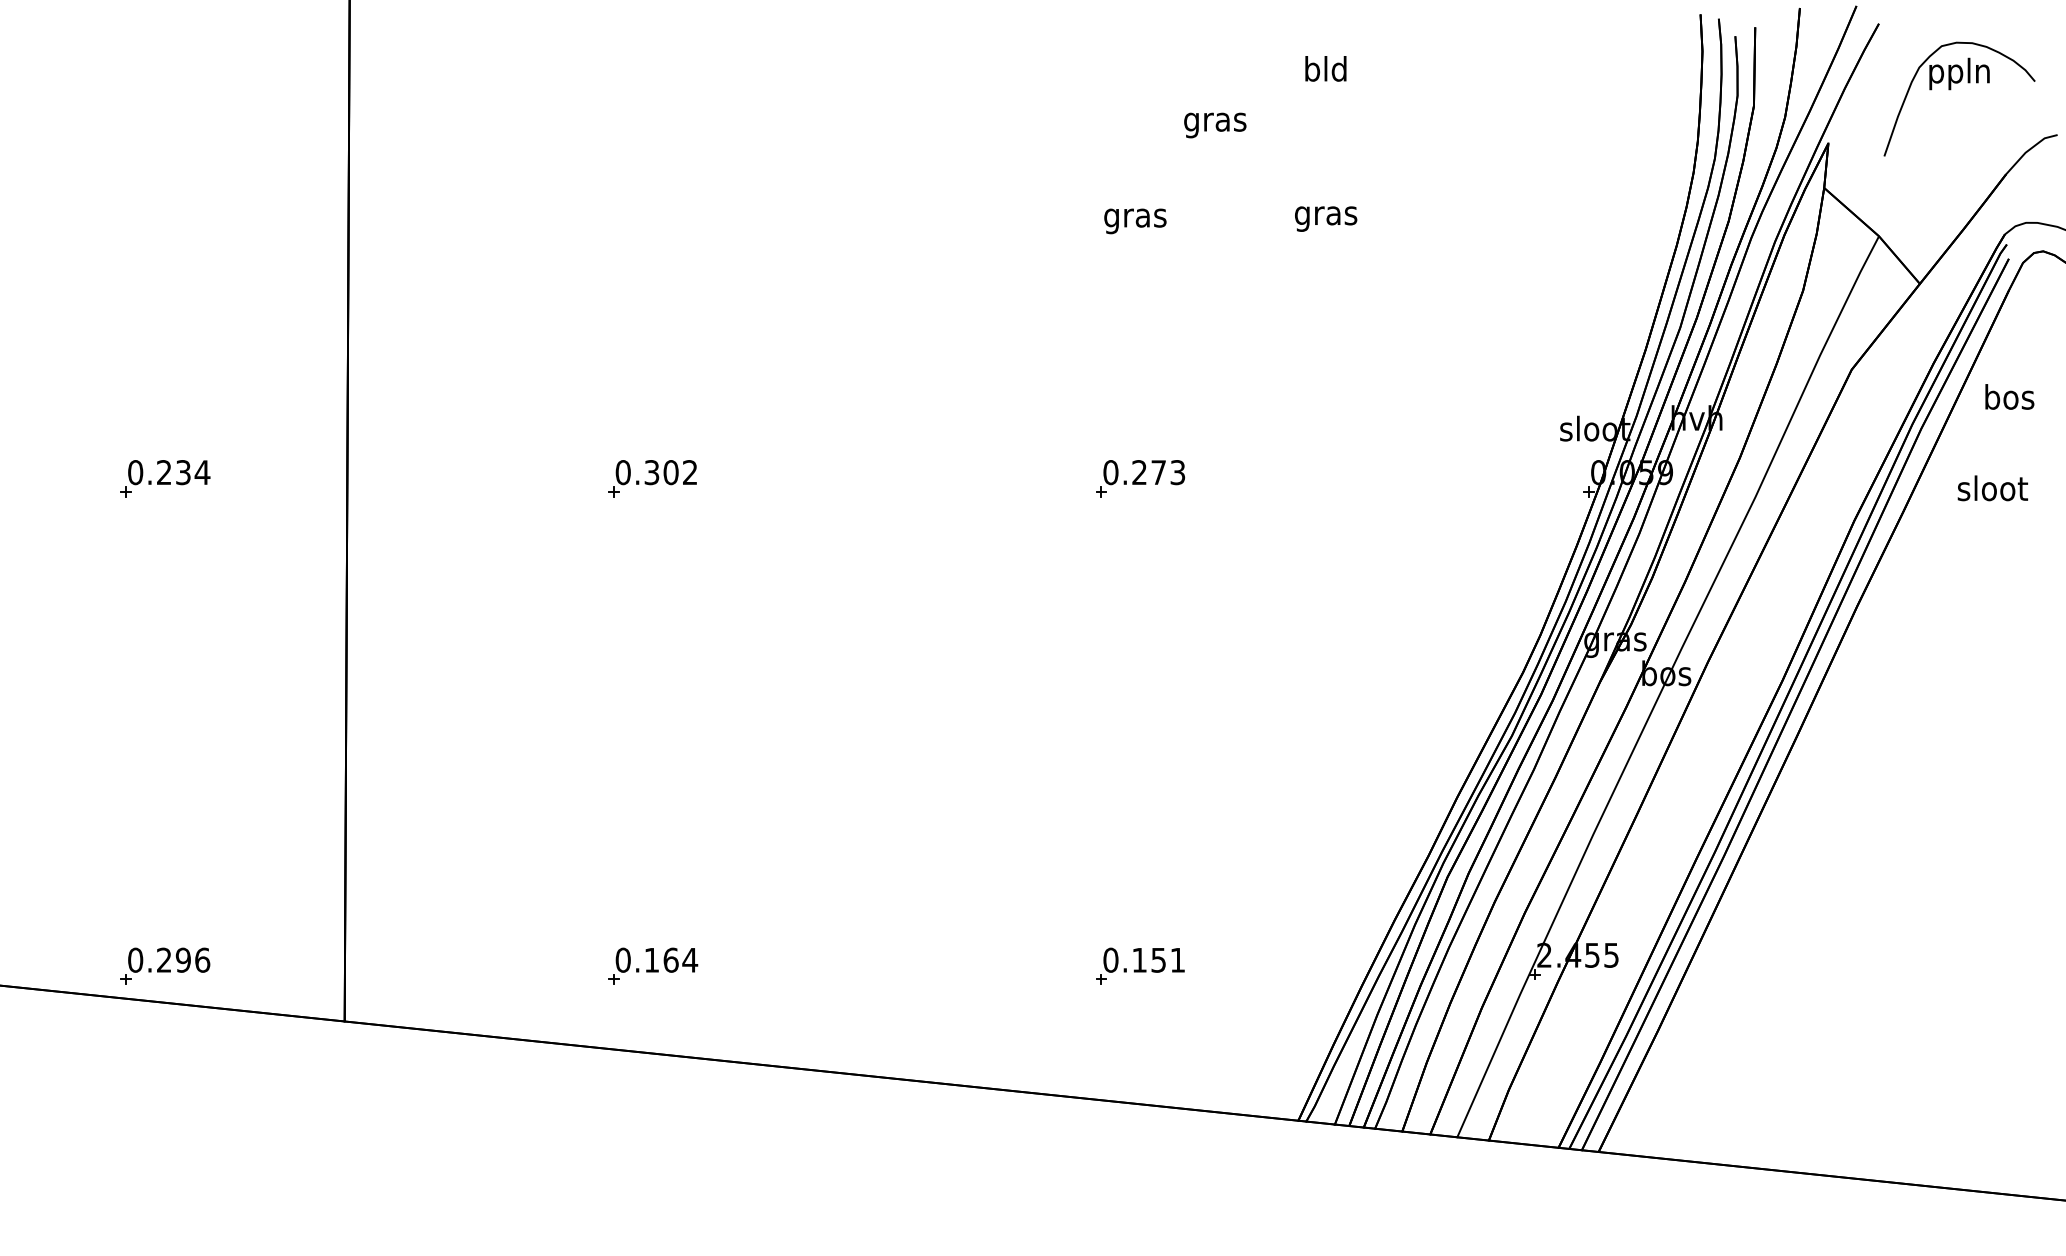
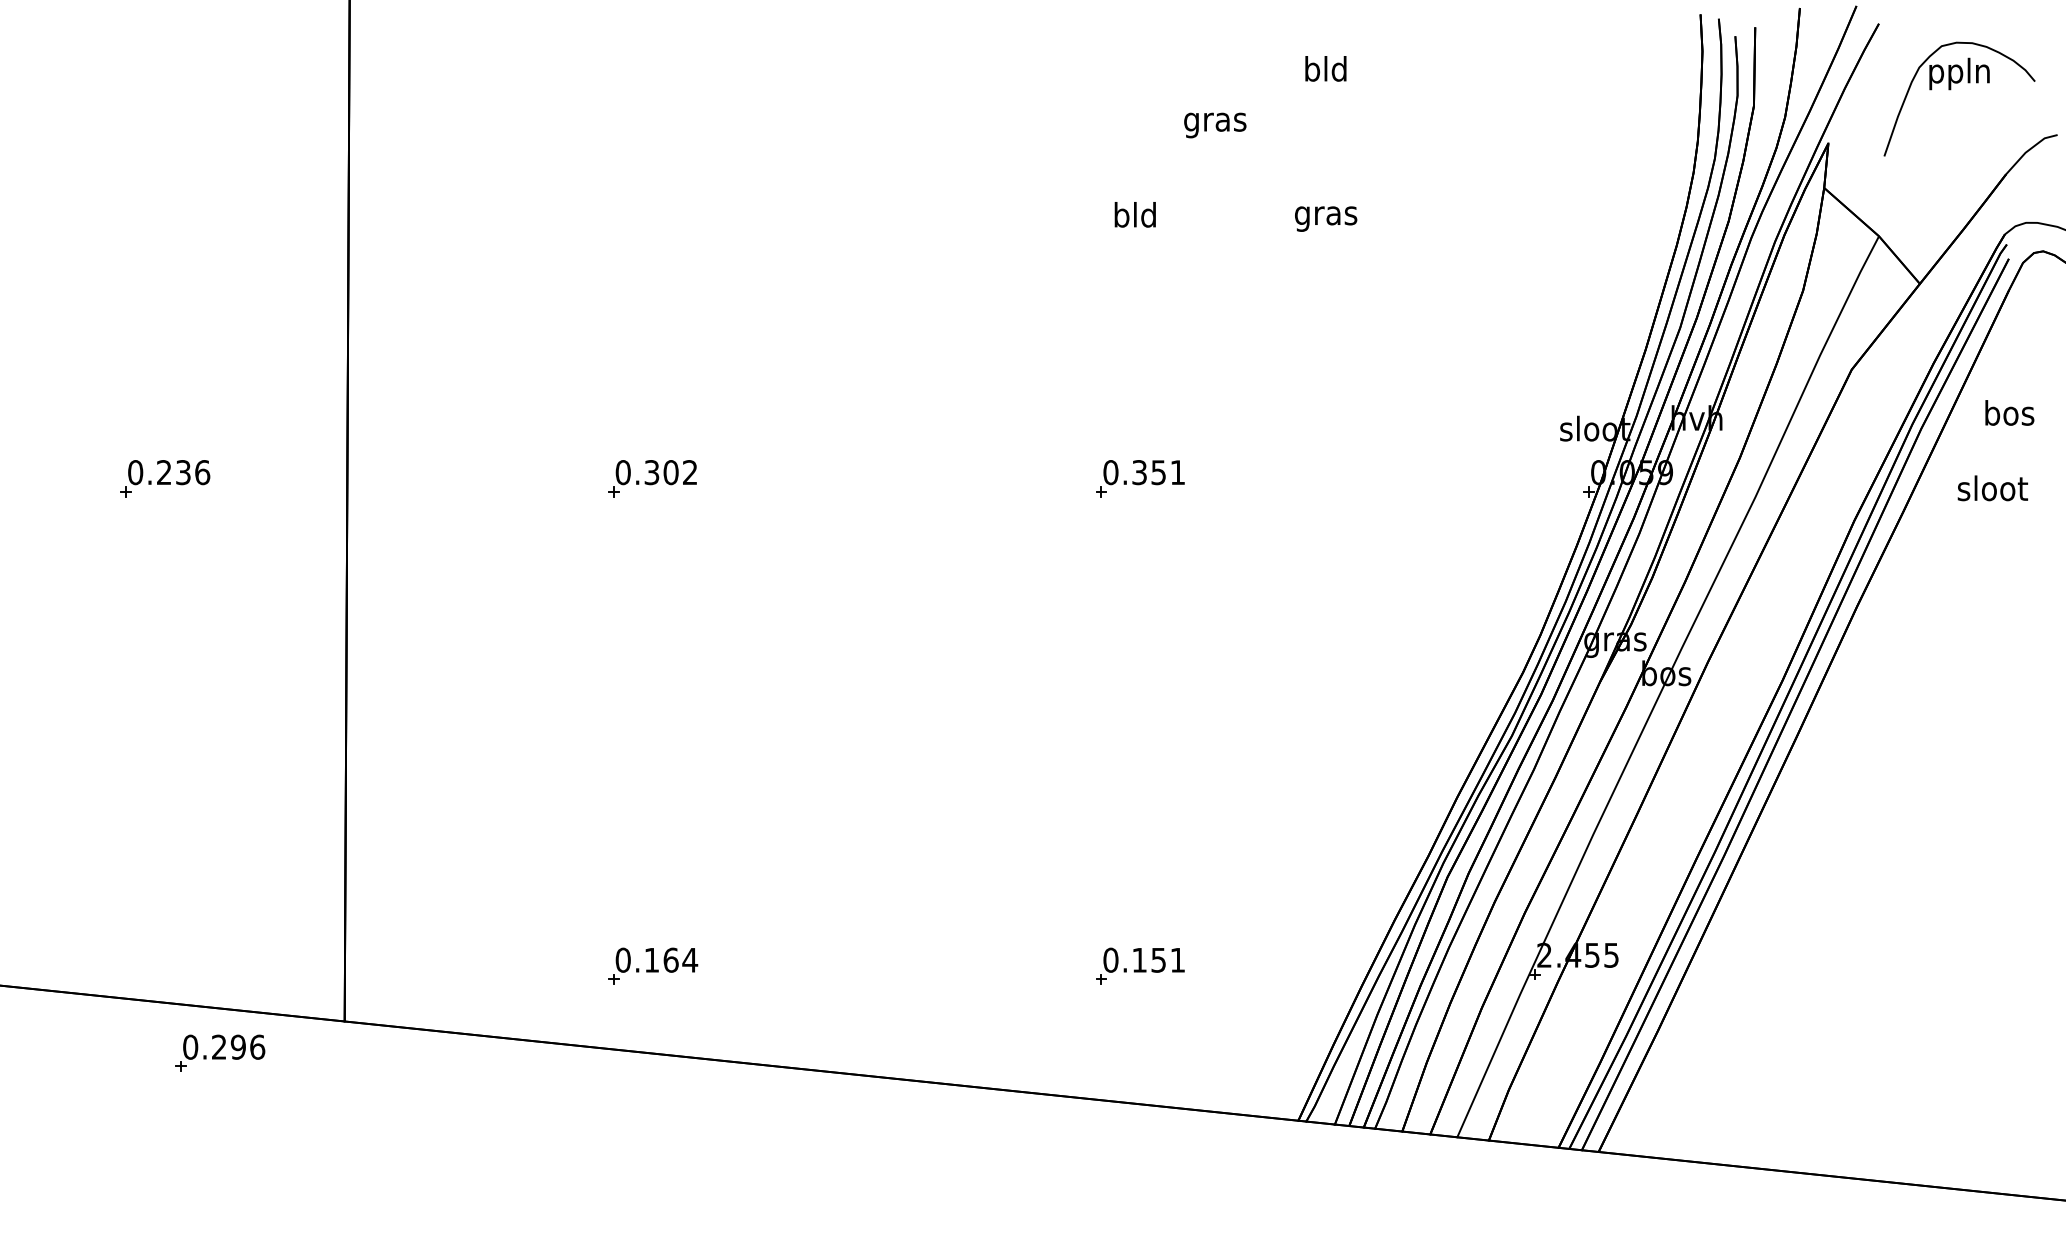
text: gras -> bld (1135, 218)
text position: (2009, 396) -> (2009, 412) (2009, 412)
text: 0.234 -> 0.236 (202, 472)
text: 0.273 -> 0.351 (1158, 472)
part position: (165, 965) -> (220, 1052) (220, 1052)
